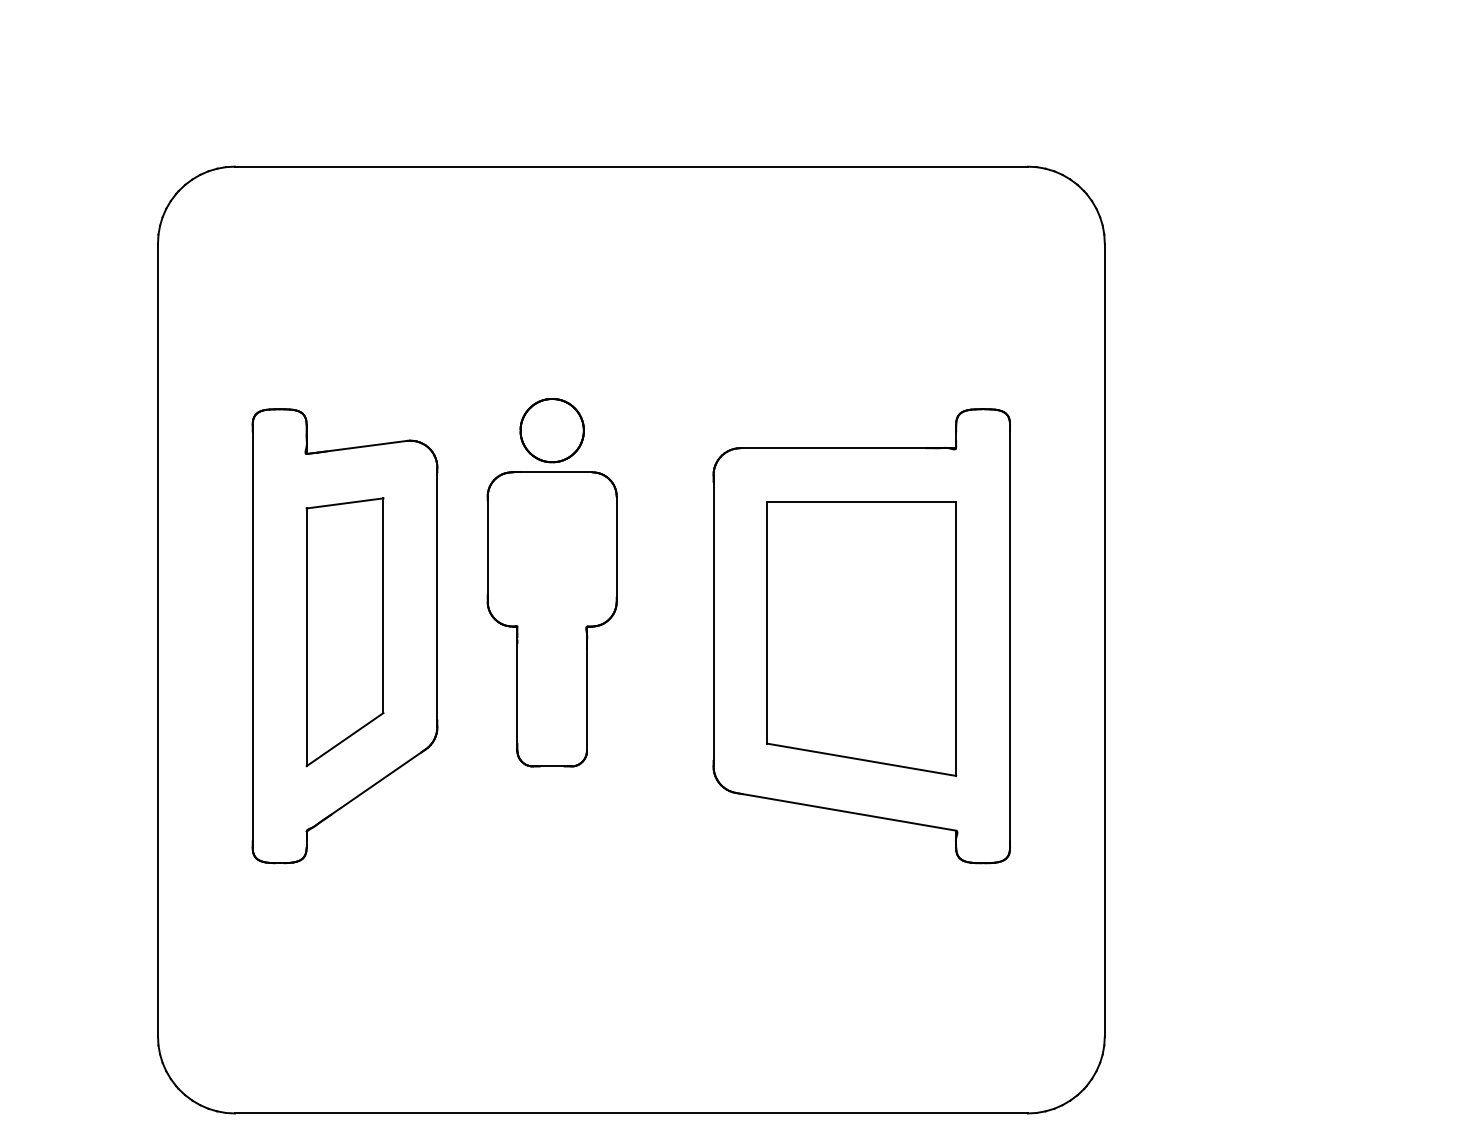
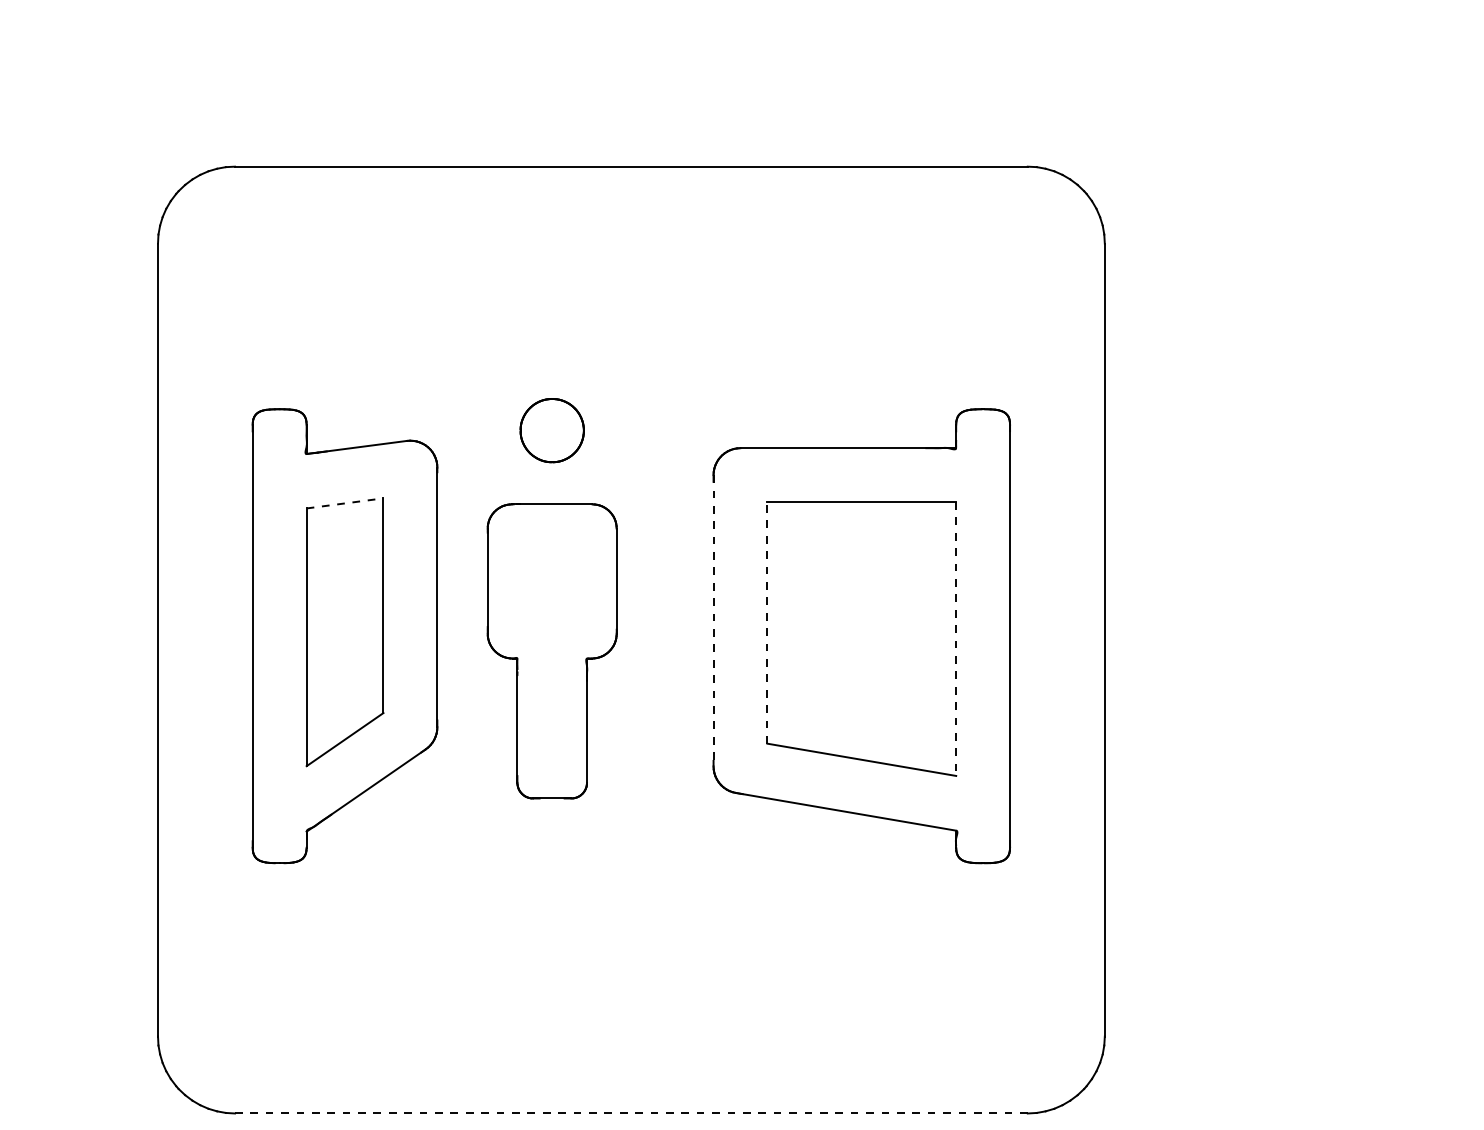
line: solid -> dashed (345, 503)
part position: (551, 619) -> (551, 651) (551, 651)
line: solid -> dashed (713, 620)
line: solid -> dashed (767, 622)
line: solid -> dashed (956, 639)
line: solid -> dashed (630, 1113)
